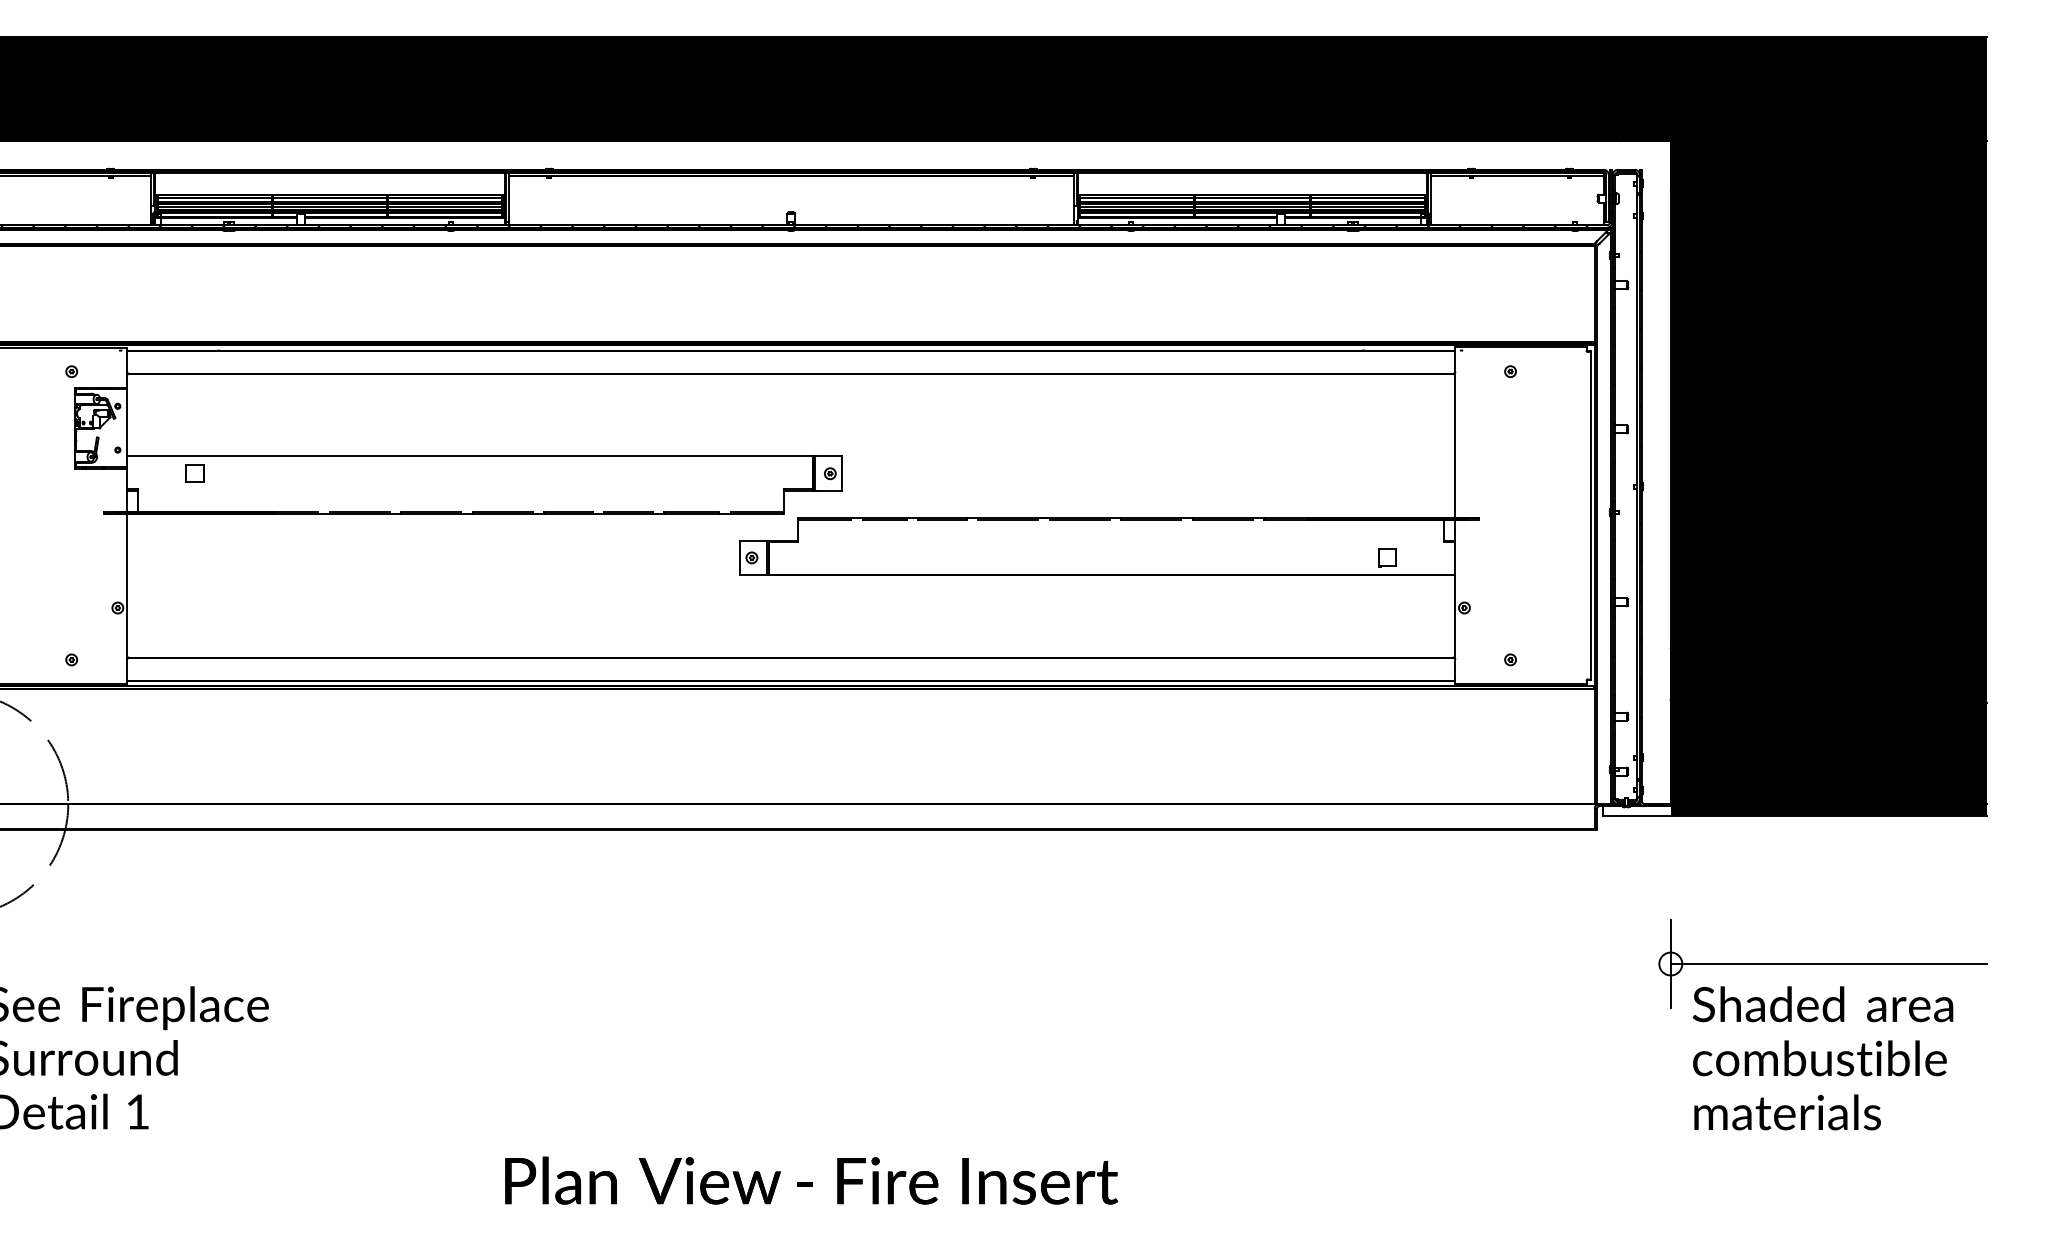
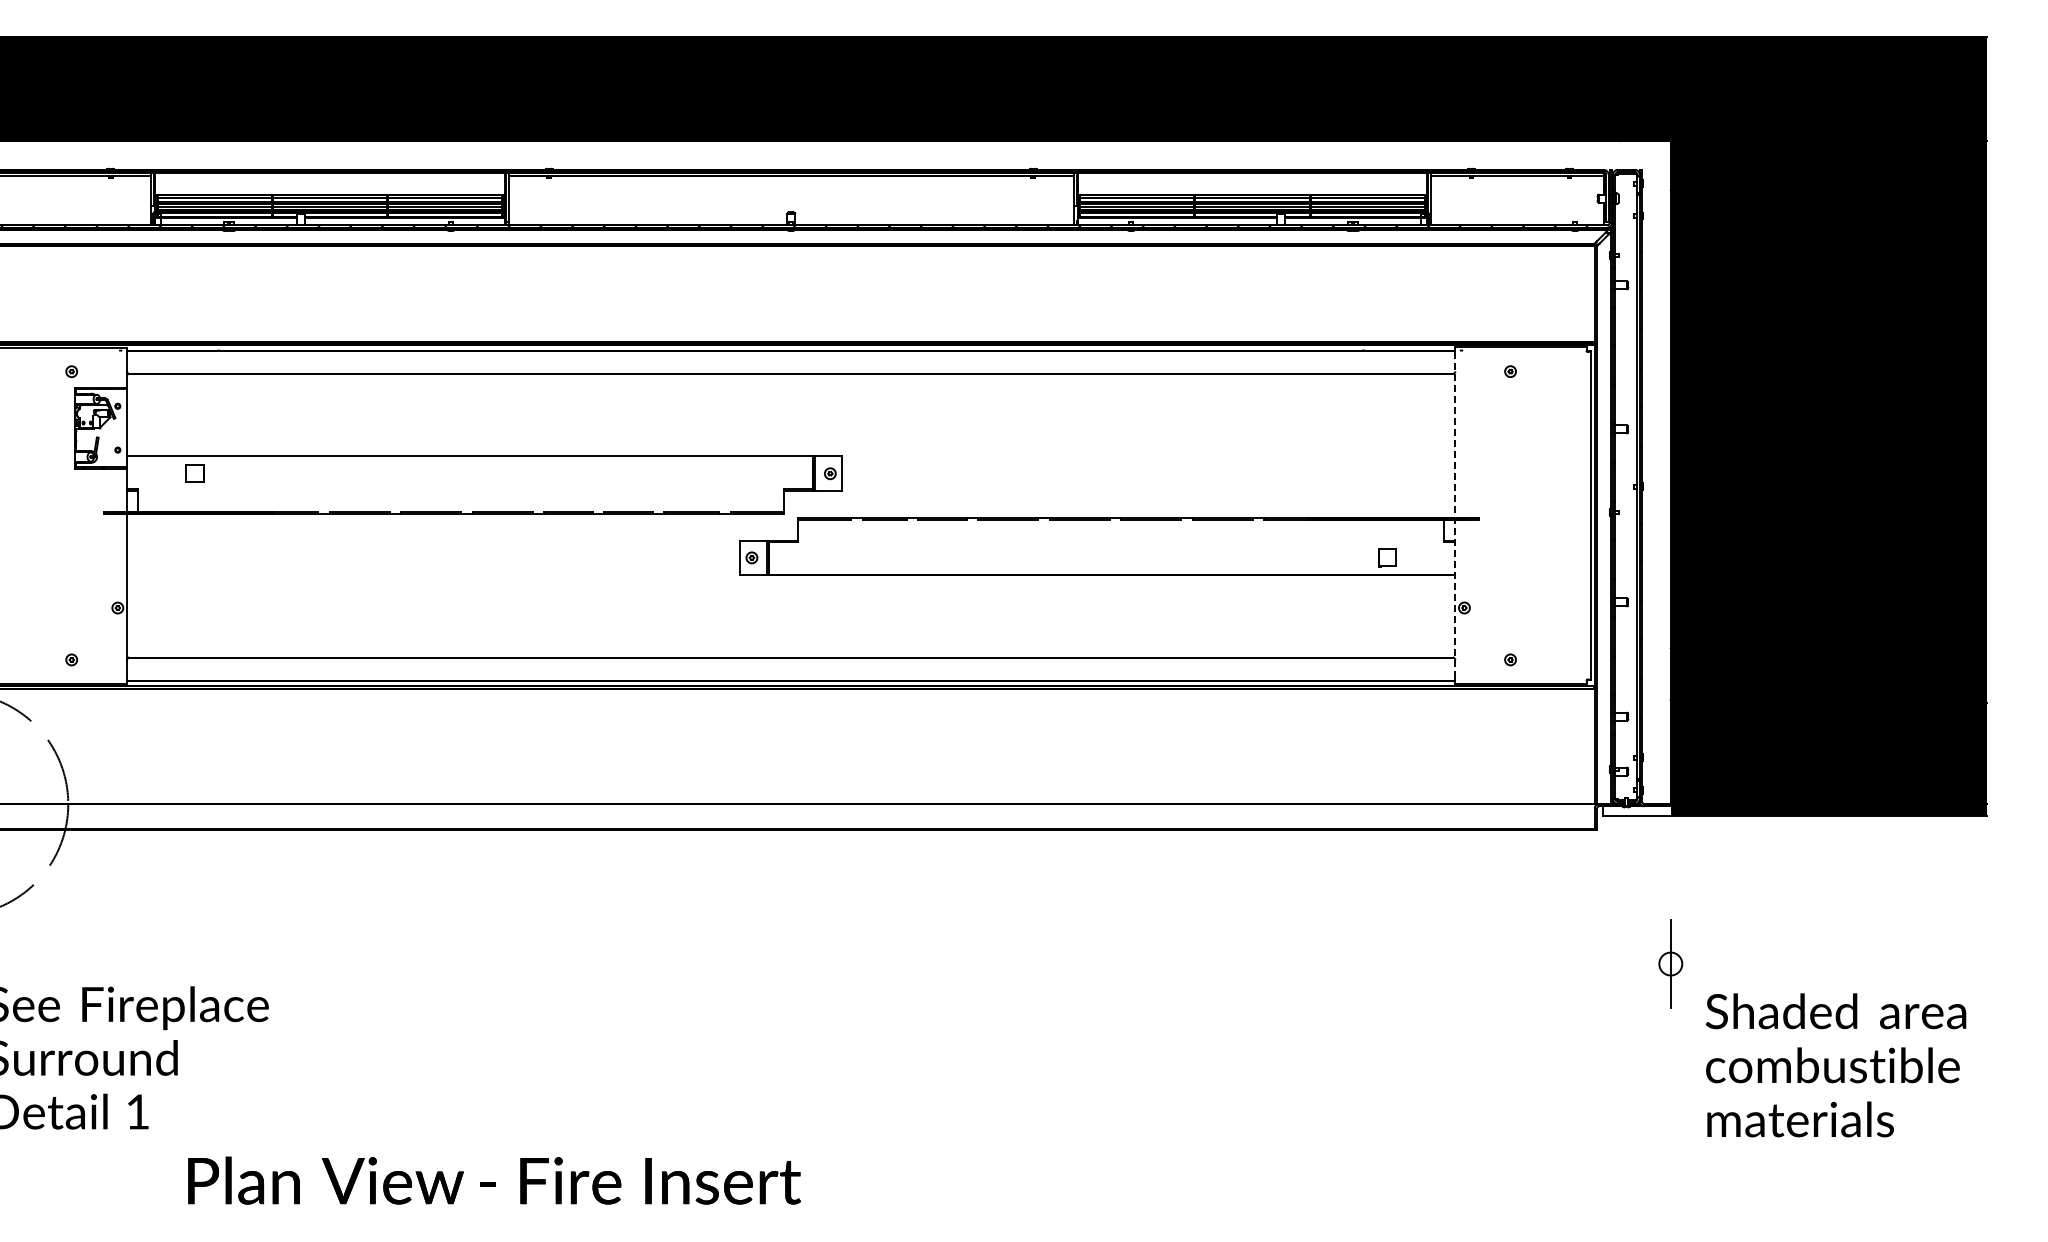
line: solid -> dashed (1455, 515)
line: present -> none (1828, 964)
text position: (1822, 1058) -> (1835, 1065) (1835, 1065)
text position: (811, 1180) -> (494, 1180) (494, 1180)
